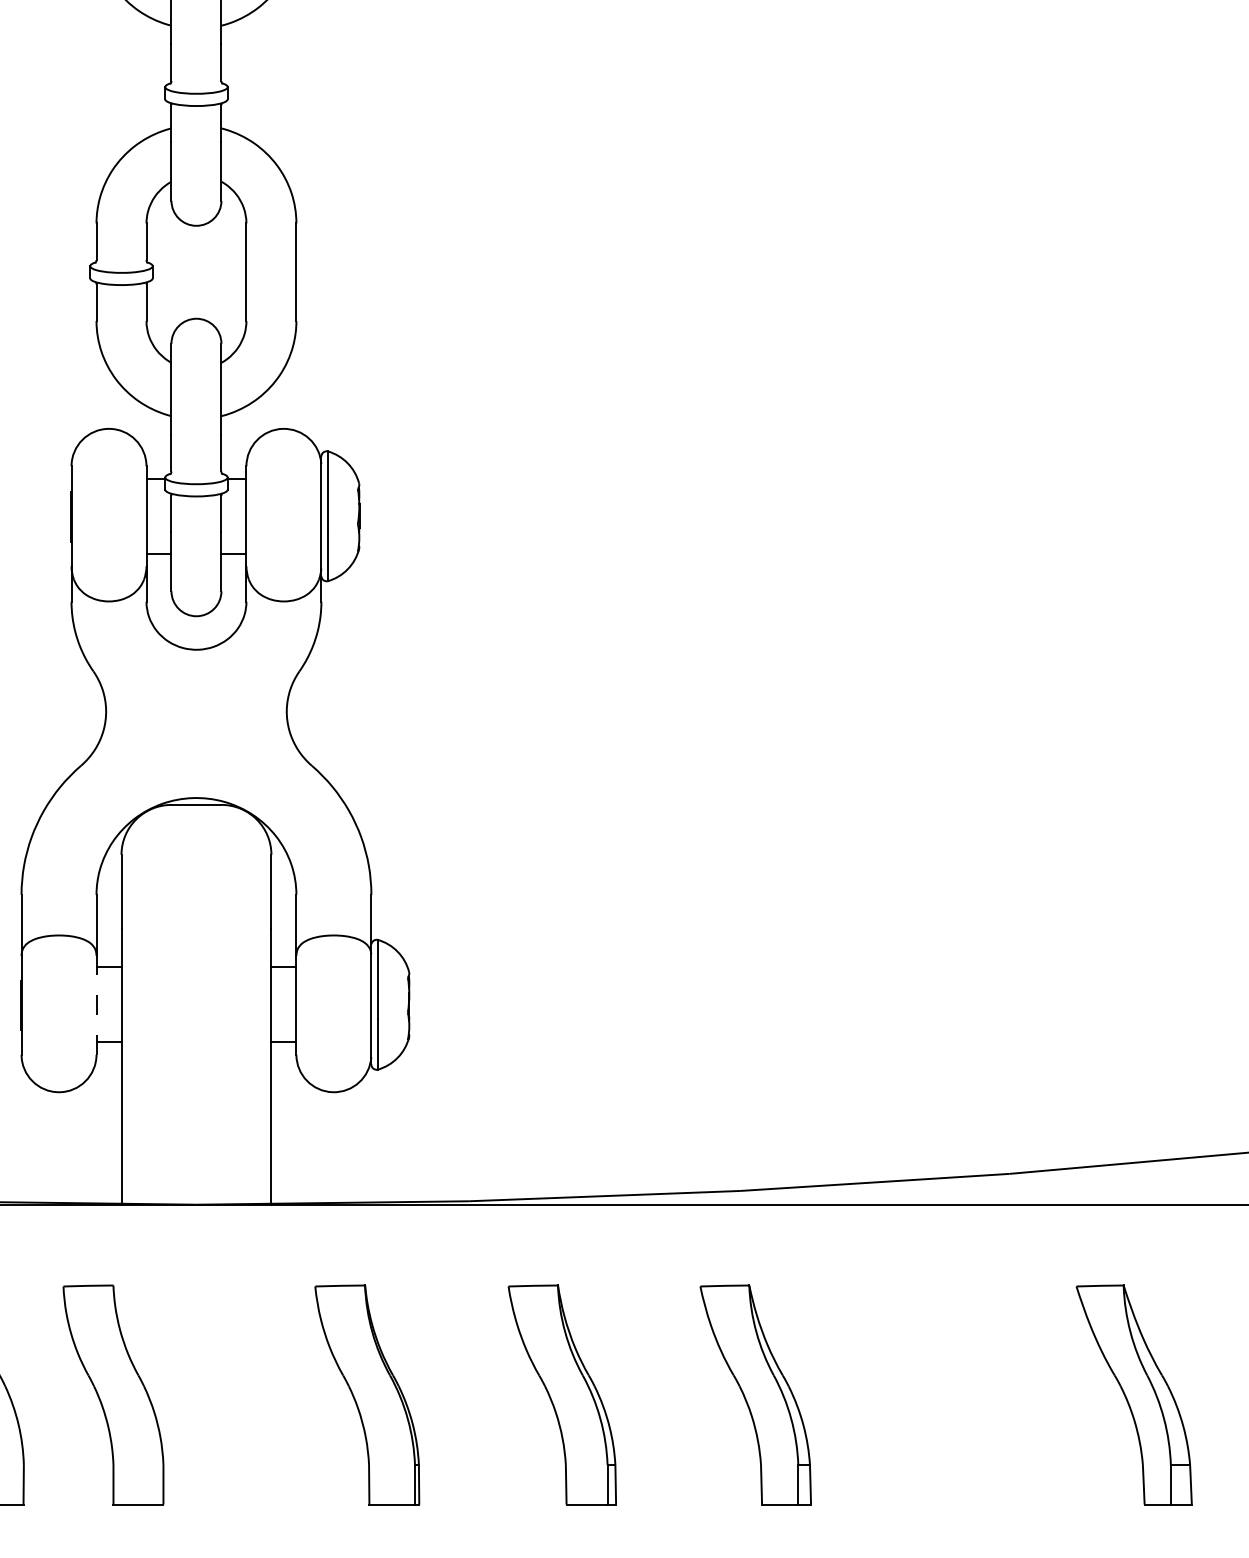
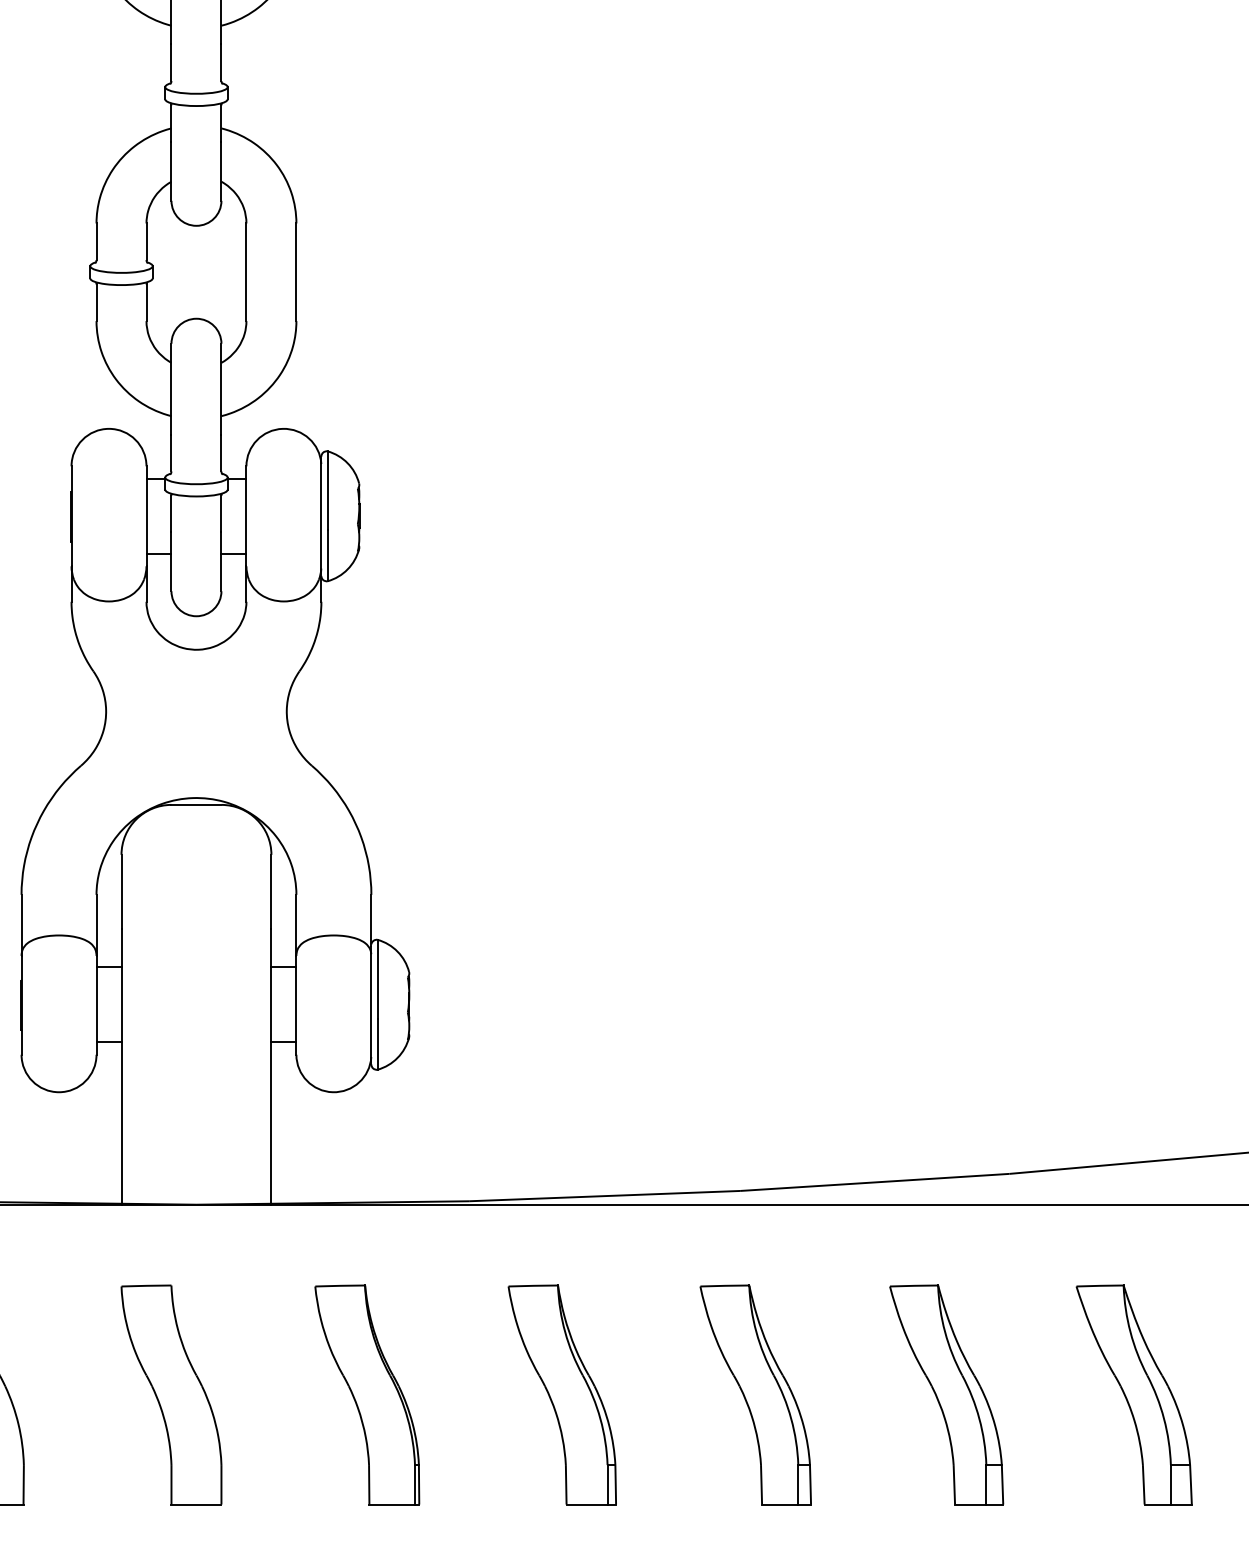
line: dashed -> solid (96, 1004)
part position: (113, 1394) -> (171, 1394) (171, 1394)
part: none -> present (946, 1394)
